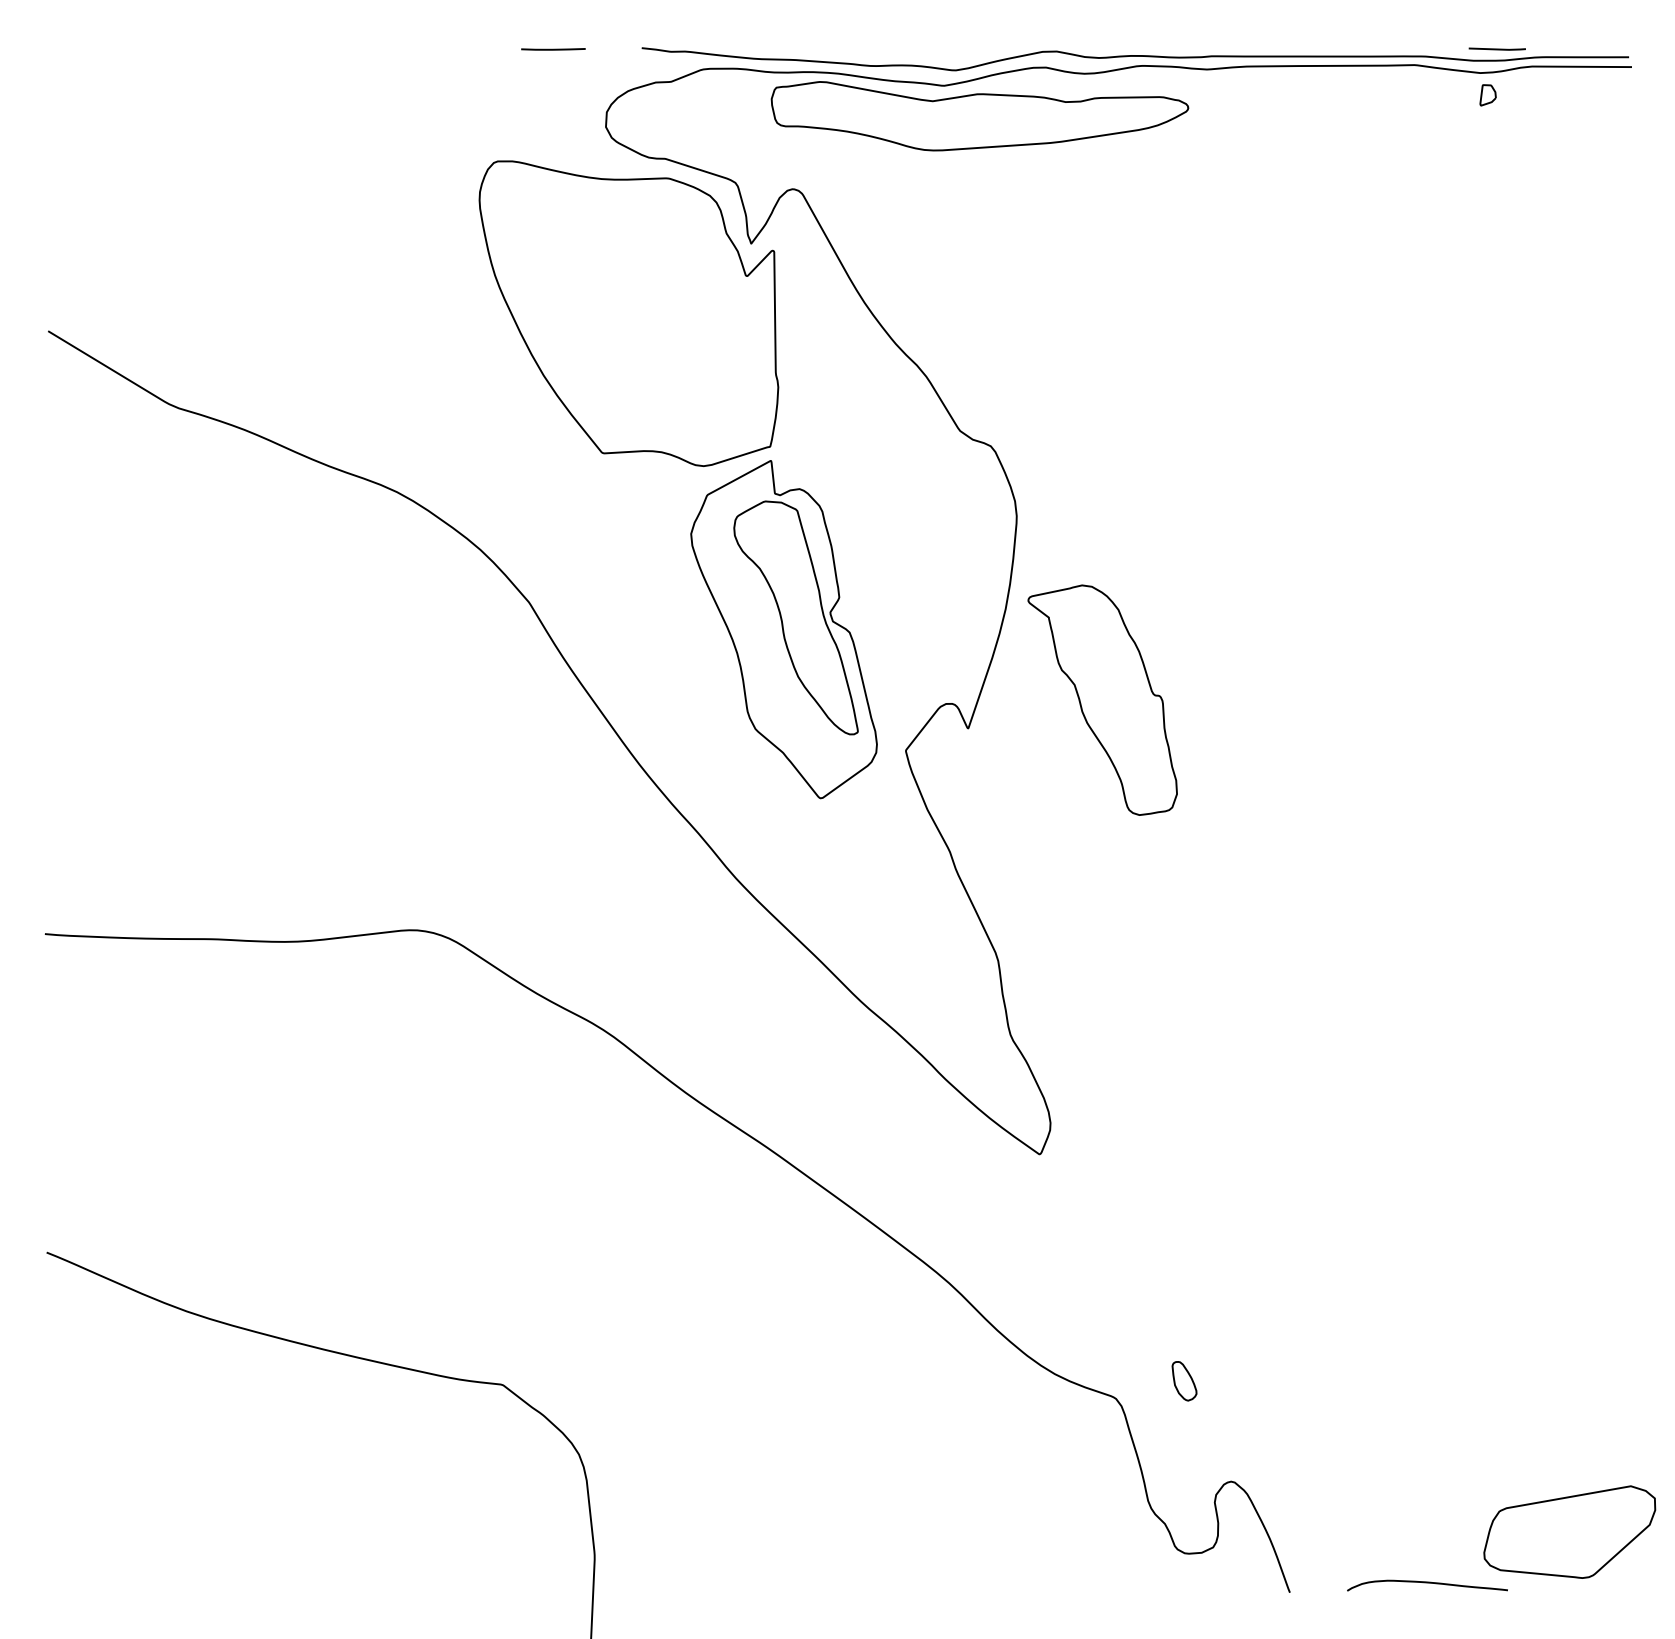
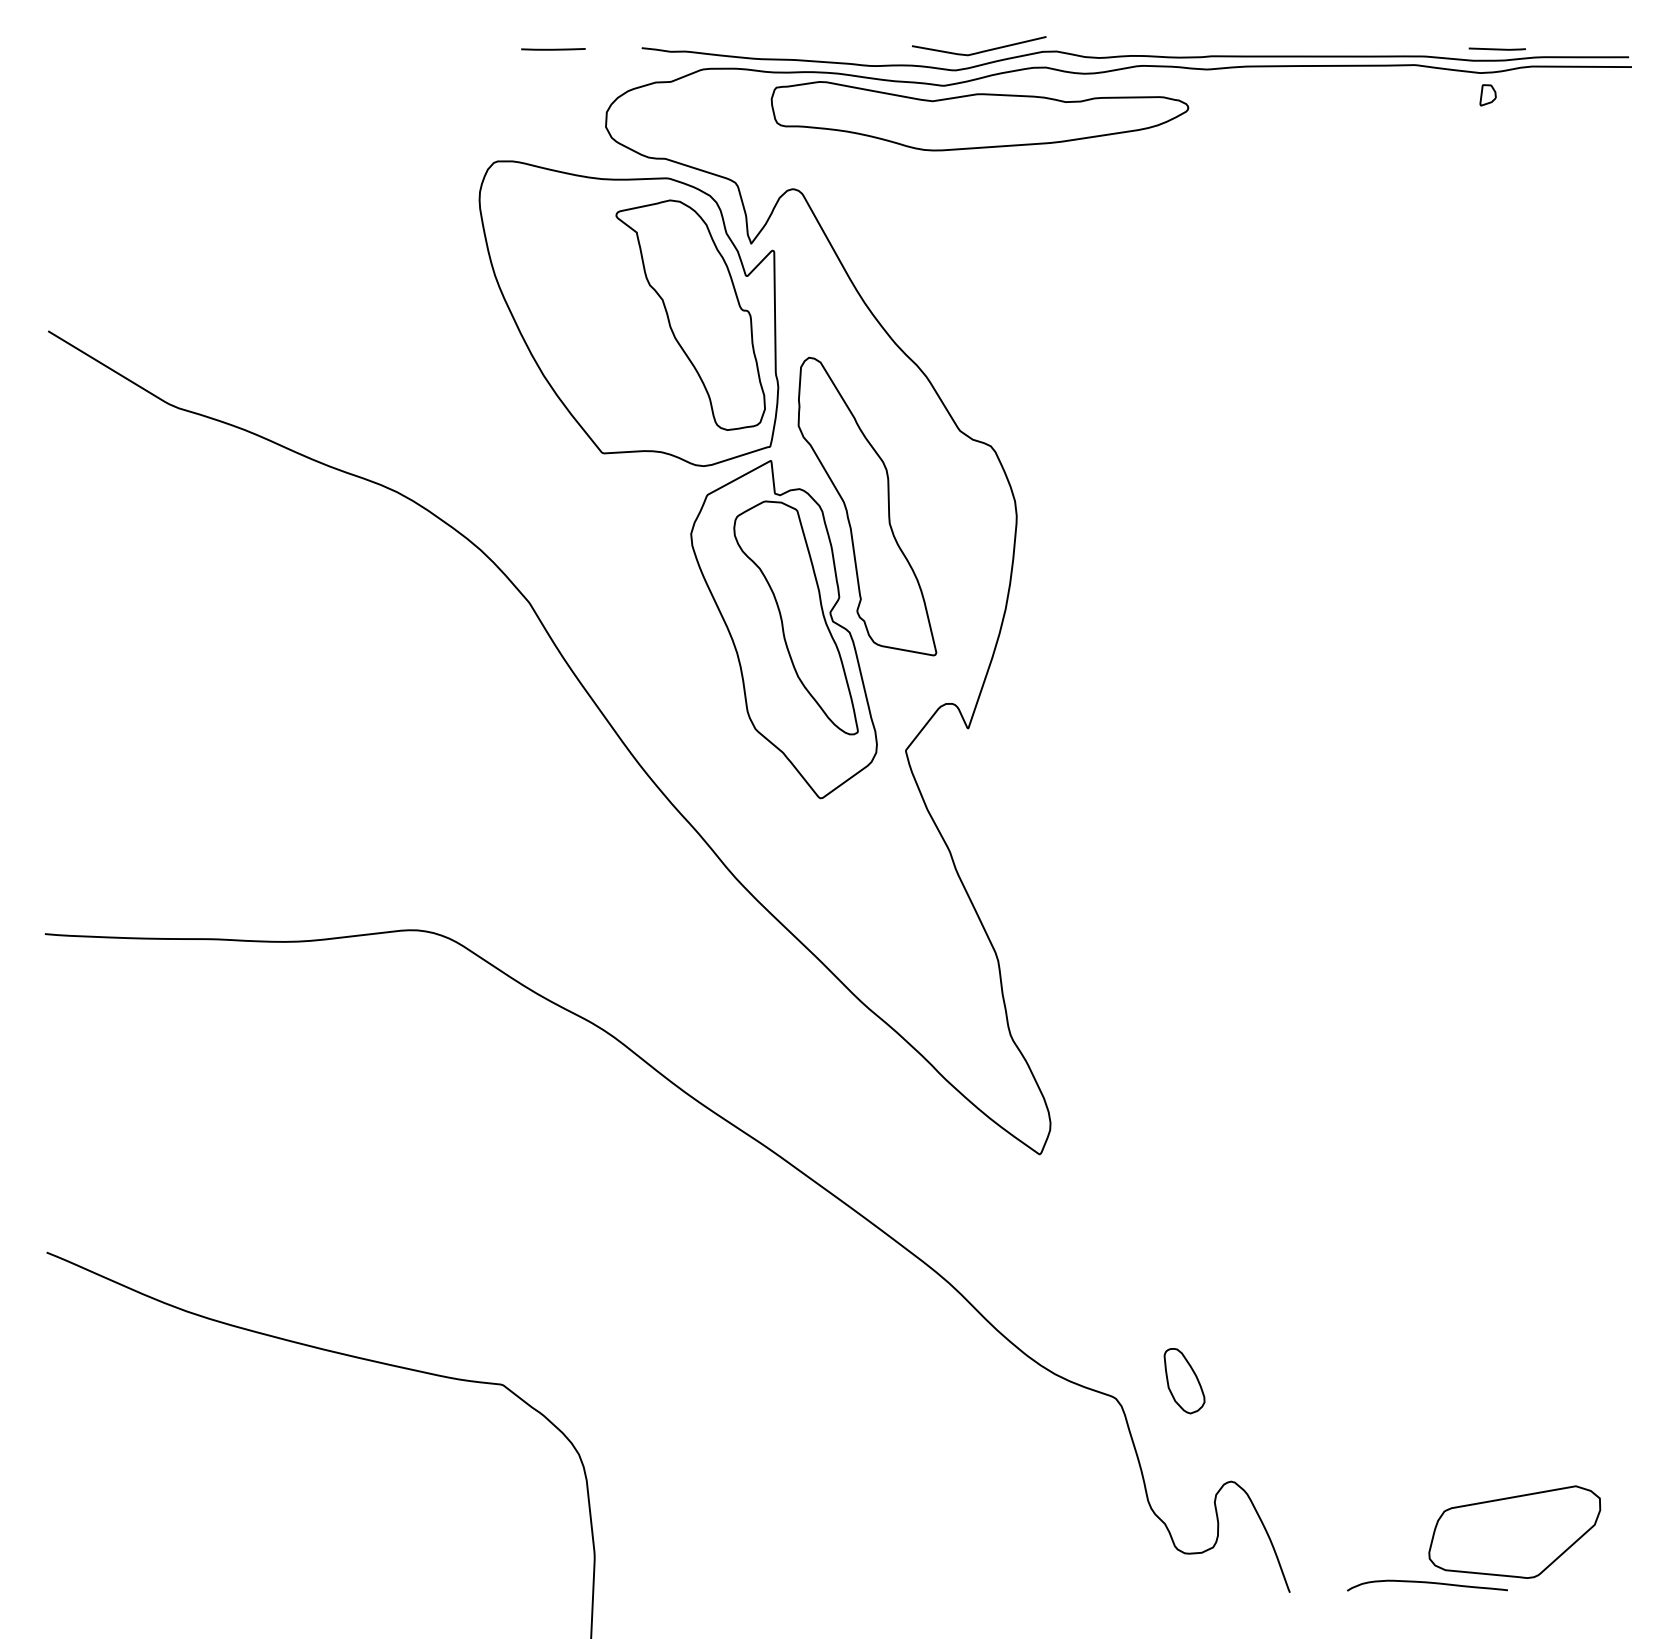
curve: none -> present (982, 50)
part: none -> present (867, 506)
part position: (1102, 699) -> (690, 314) (690, 314)
part size: 27x41 px -> 43x67 px (1184, 1381)
part position: (1569, 1531) -> (1514, 1531) (1514, 1531)
